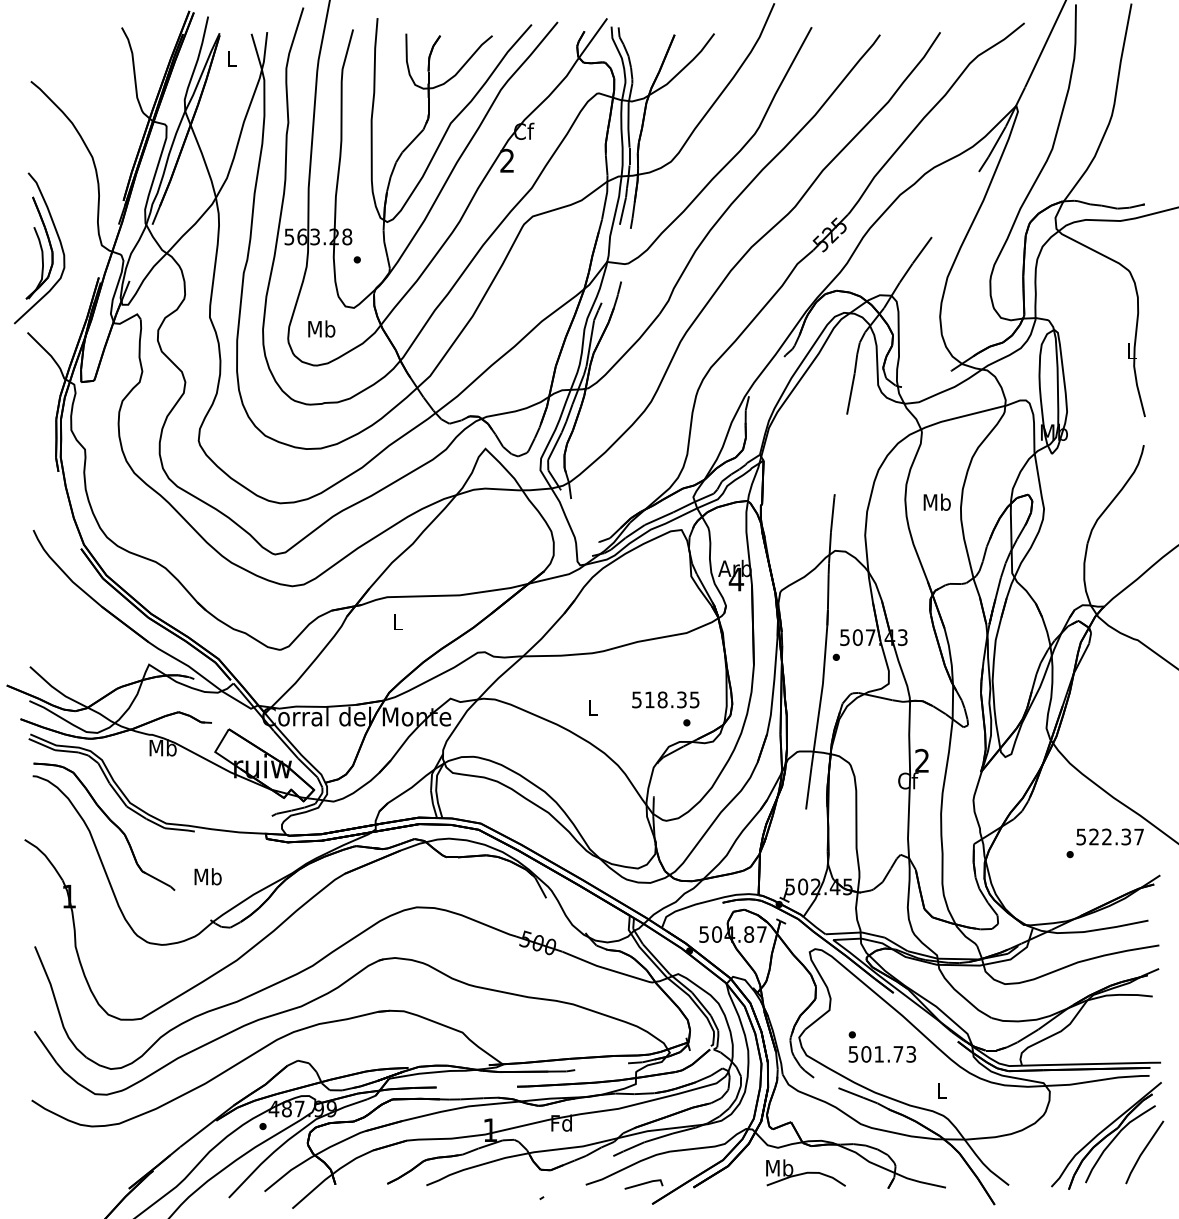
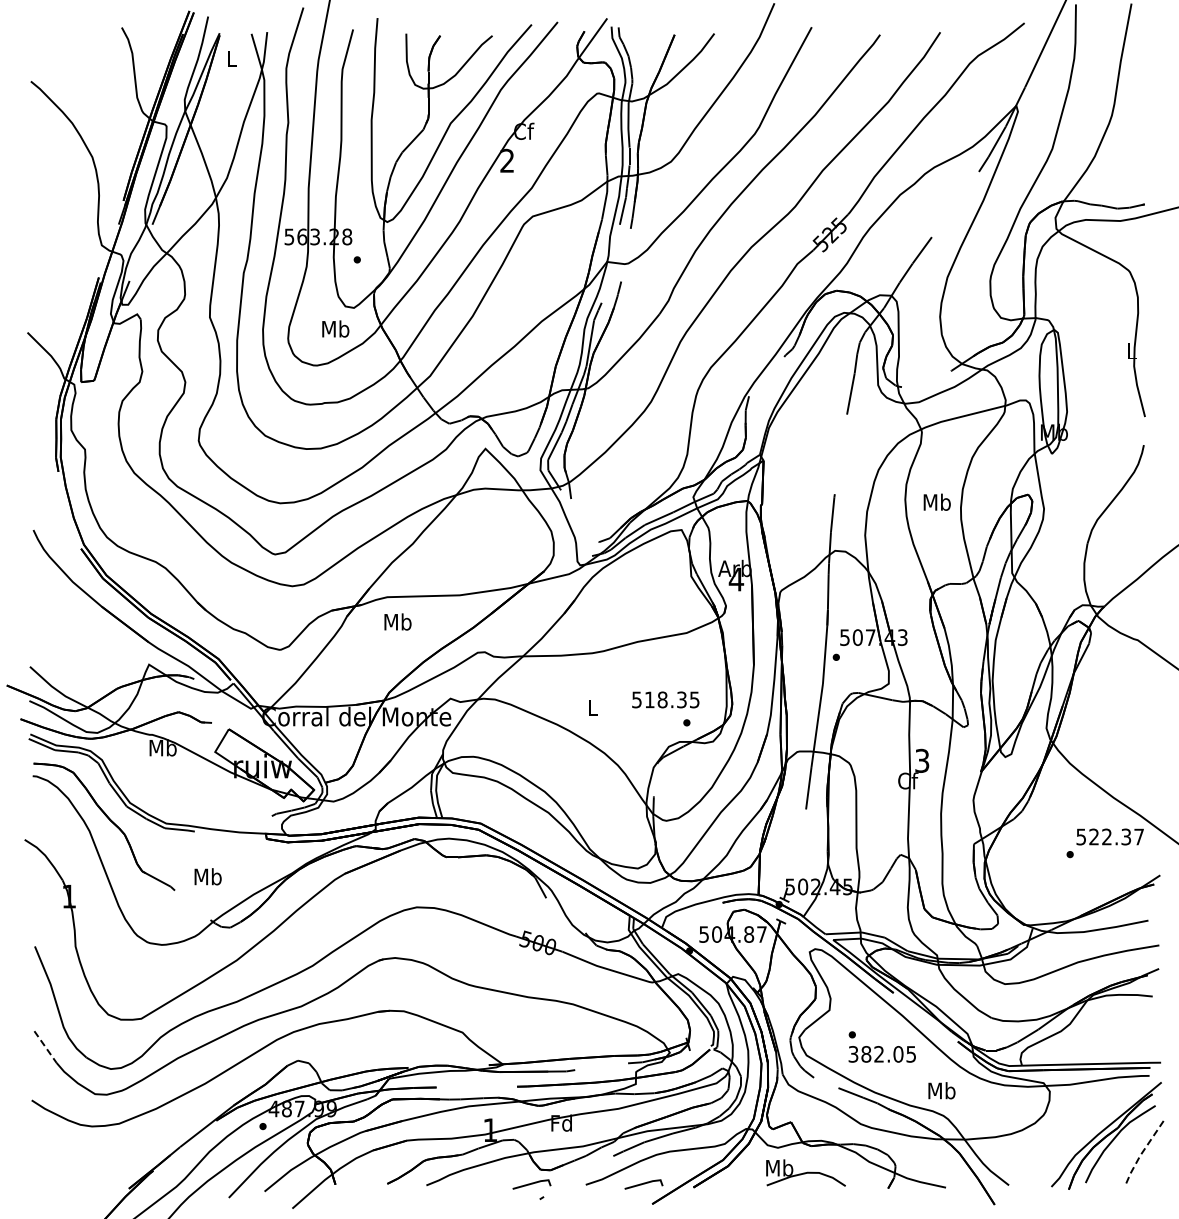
part: present -> none (39, 248)
text position: (321, 328) -> (335, 328) (335, 328)
text: L -> Mb (397, 621)
text: 2 -> 3 (922, 760)
line: solid -> dashed (45, 1047)
text: 501.73 -> 382.05 (882, 1054)
text: L -> Mb (941, 1090)
line: solid -> dashed (1142, 1153)
line: none -> present (531, 1184)
